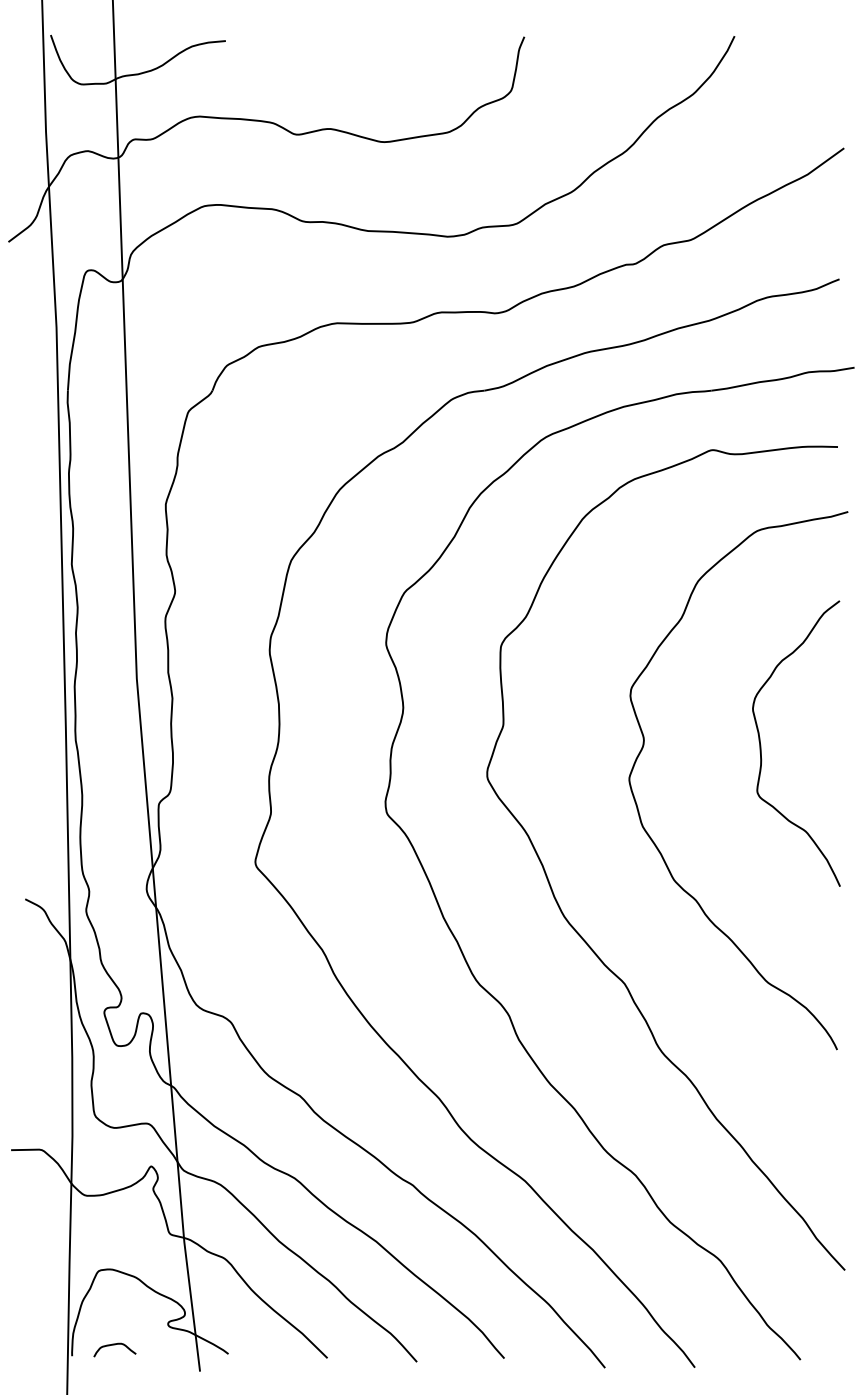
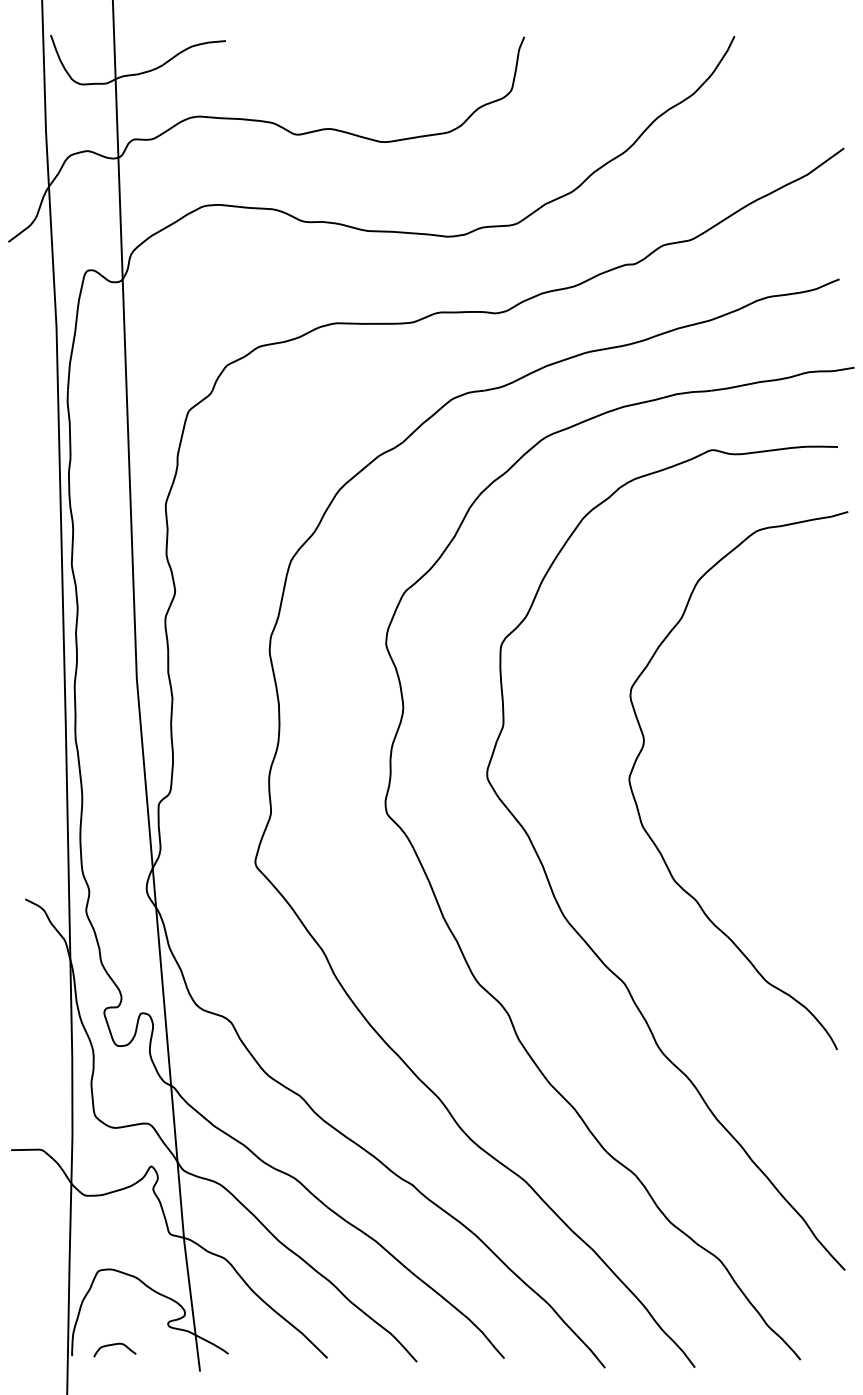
curve: present -> none (761, 744)
